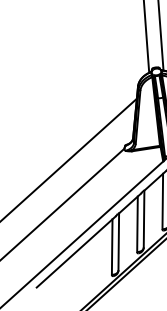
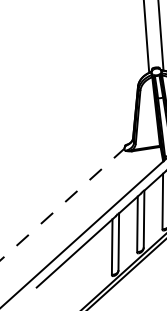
line: present -> none (69, 158)
line: solid -> dashed (62, 204)
